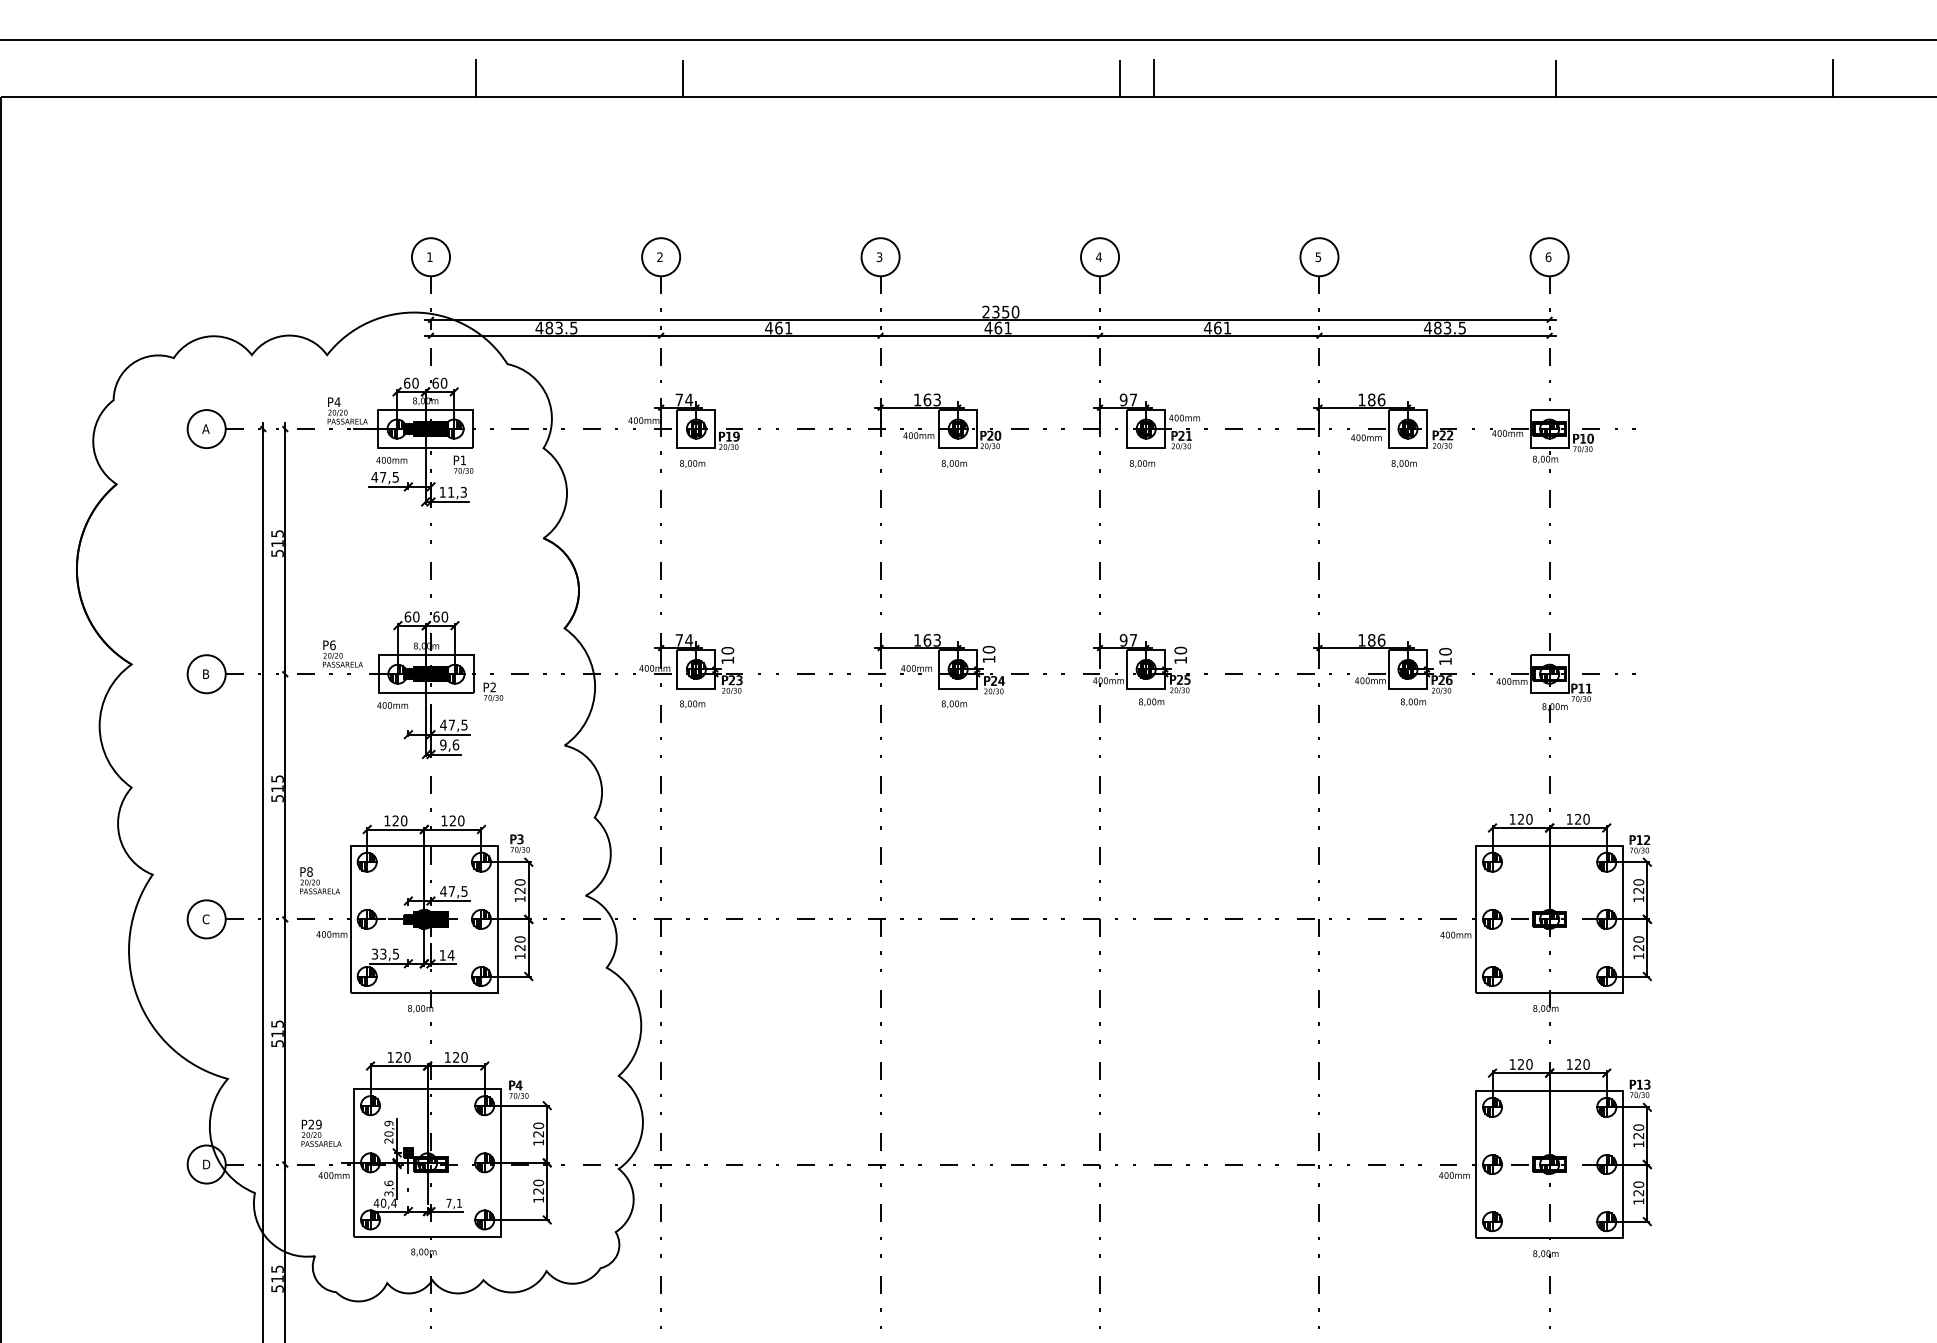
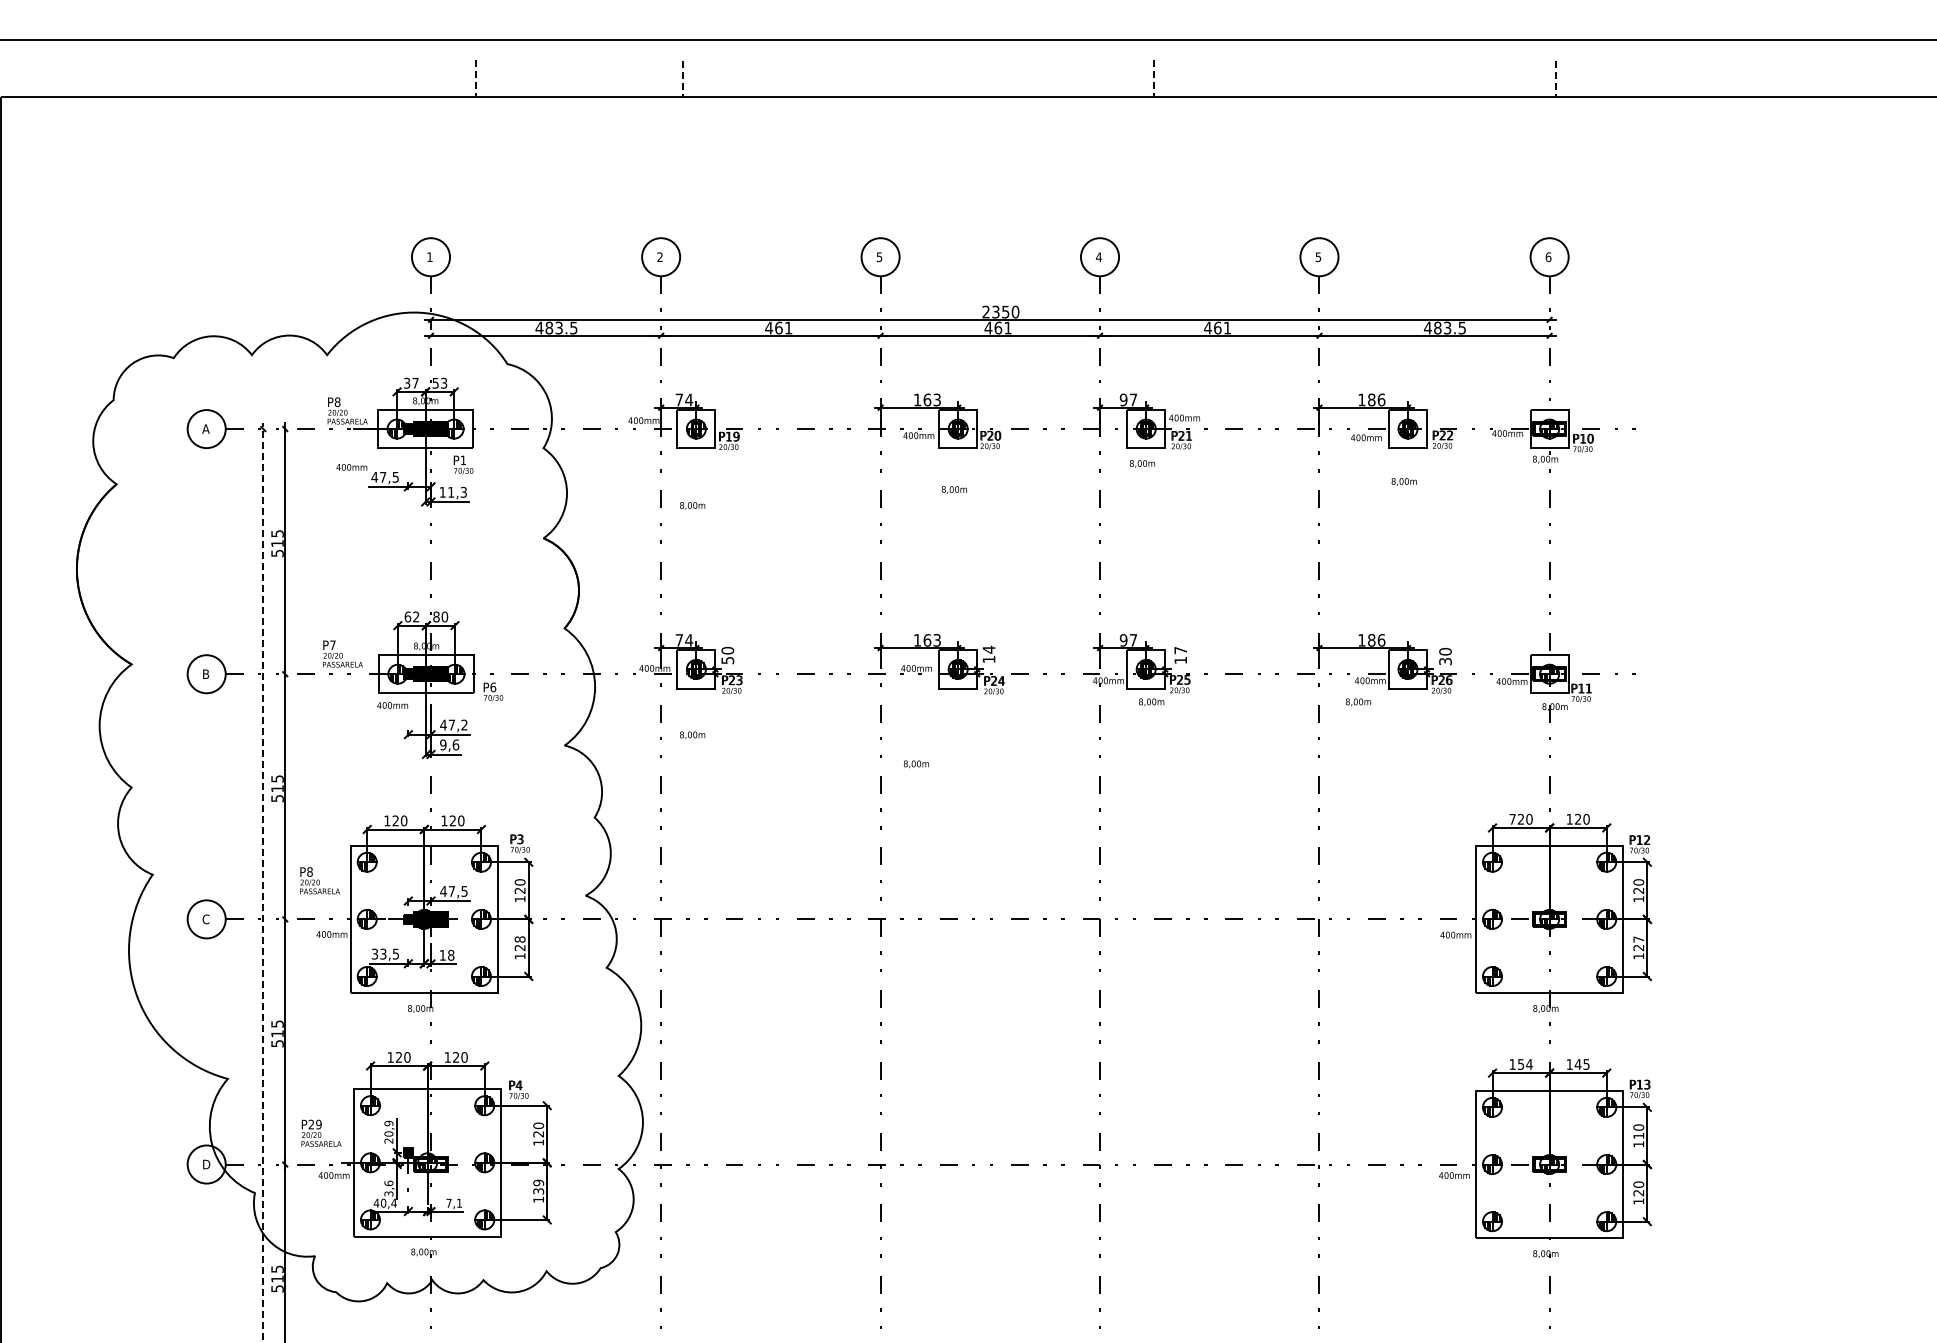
line: present -> none (1833, 77)
line: solid -> dashed (475, 78)
line: present -> none (1119, 78)
line: solid -> dashed (1154, 78)
line: solid -> dashed (683, 79)
line: solid -> dashed (1556, 79)
text: 3 -> 5 (879, 256)
text: 60 -> 37 (410, 382)
text: 60 -> 53 (439, 382)
text: P4 -> P8 (337, 402)
text position: (391, 460) -> (351, 467) (351, 467)
text position: (692, 463) -> (692, 505) (692, 505)
text position: (953, 463) -> (953, 489) (953, 489)
text position: (1403, 463) -> (1403, 481) (1403, 481)
text: 60 -> 62 (416, 616)
text: 60 -> 80 (436, 616)
text: P6 -> P7 (332, 645)
text: 10 -> 14 (988, 649)
text: 10 -> 17 (1180, 650)
text: 10 -> 50 (727, 660)
text: 10 -> 30 (1445, 661)
text: P2 -> P6 (493, 687)
text position: (1412, 702) -> (1357, 702) (1357, 702)
text position: (692, 704) -> (692, 735) (692, 735)
text position: (953, 704) -> (915, 764) (915, 764)
text: 47,5 -> 47,2 (464, 724)
text: 120 -> 720 (1512, 819)
line: solid -> dashed (263, 882)
text: 120 -> 128 (520, 939)
text: 120 -> 127 (1638, 939)
text: 14 -> 18 (450, 954)
text: 120 -> 154 (1525, 1064)
text: 120 -> 145 (1581, 1064)
text: 120 -> 110 (1638, 1136)
text: 120 -> 139 (538, 1186)
